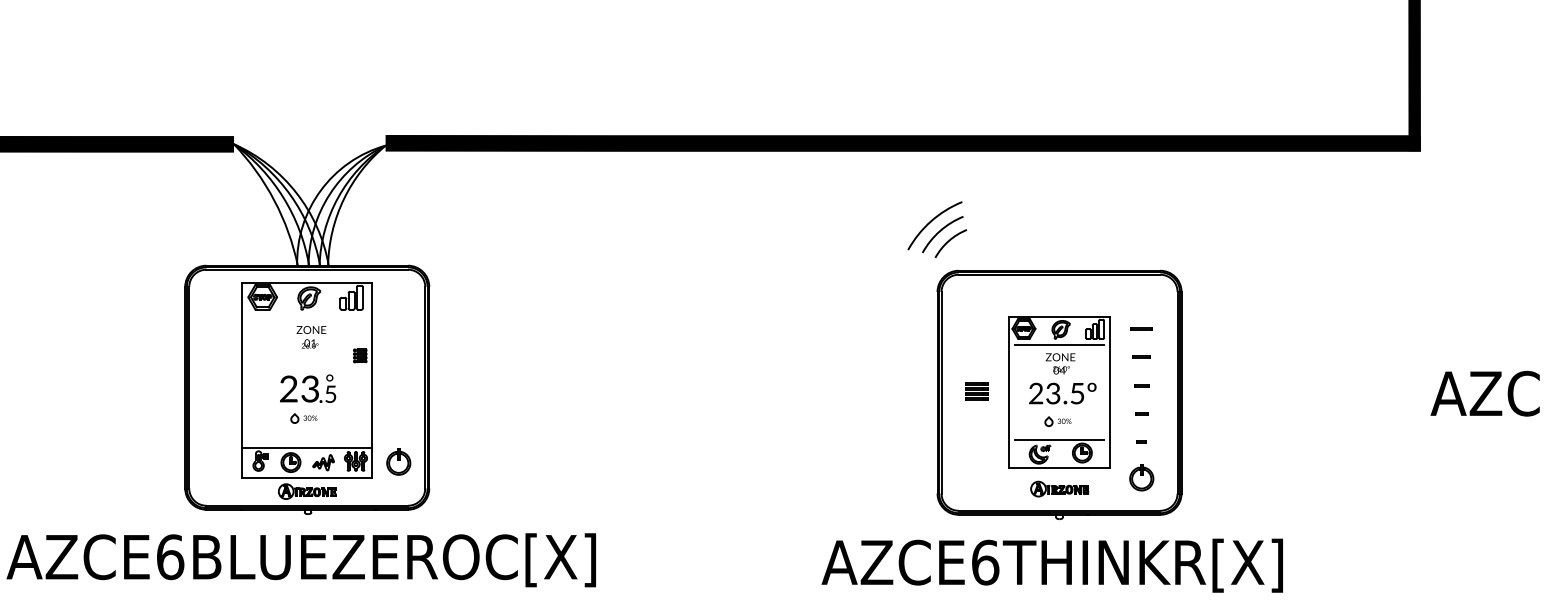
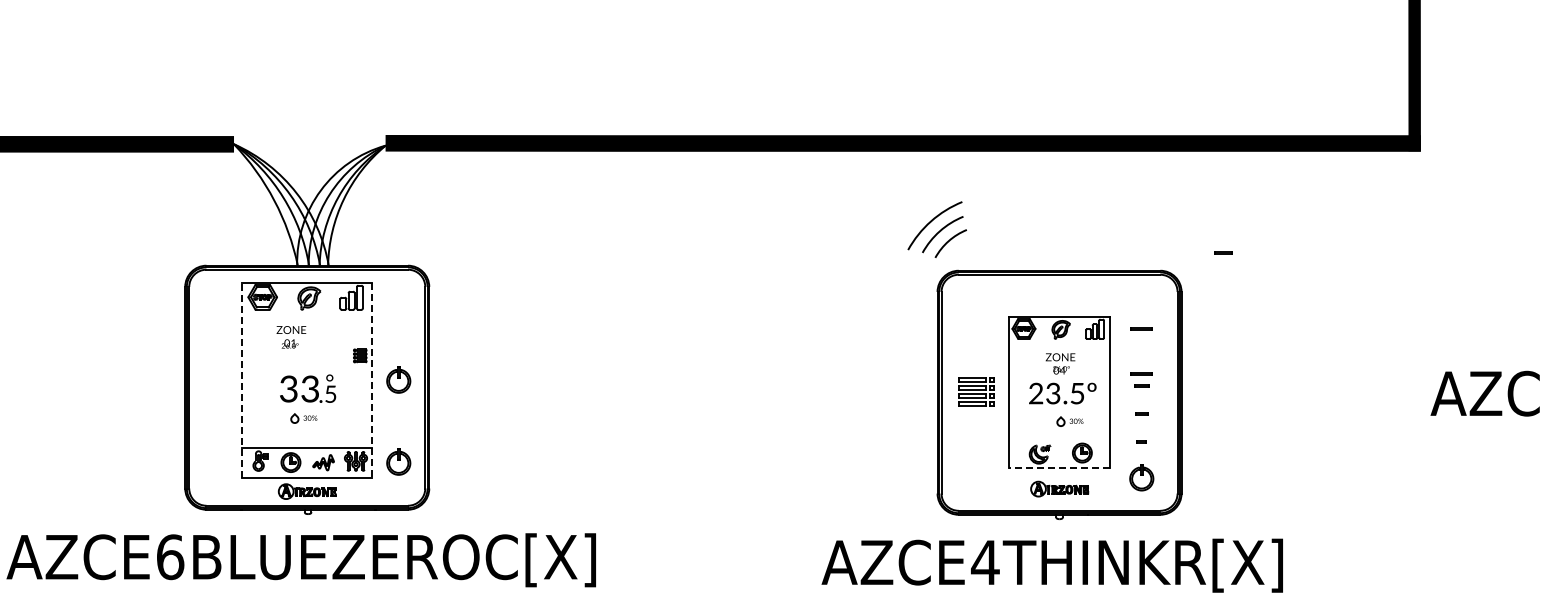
text position: (311, 337) -> (291, 337) (291, 337)
line: present -> none (1059, 345)
line position: (1141, 356) -> (1223, 252) (1223, 252)
line: none -> present (1141, 373)
line: solid -> dashed (242, 379)
part: none -> present (398, 379)
line: solid -> dashed (372, 380)
text: 23 -> 33 (288, 390)
part size: 24x19 px -> 37x30 px (976, 391)
part position: (1057, 421) -> (1069, 421) (1069, 421)
line: present -> none (1059, 440)
line: solid -> dashed (1059, 468)
text: AZCE6THINKR[X] -> AZCE4THINKR[X] (985, 562)
